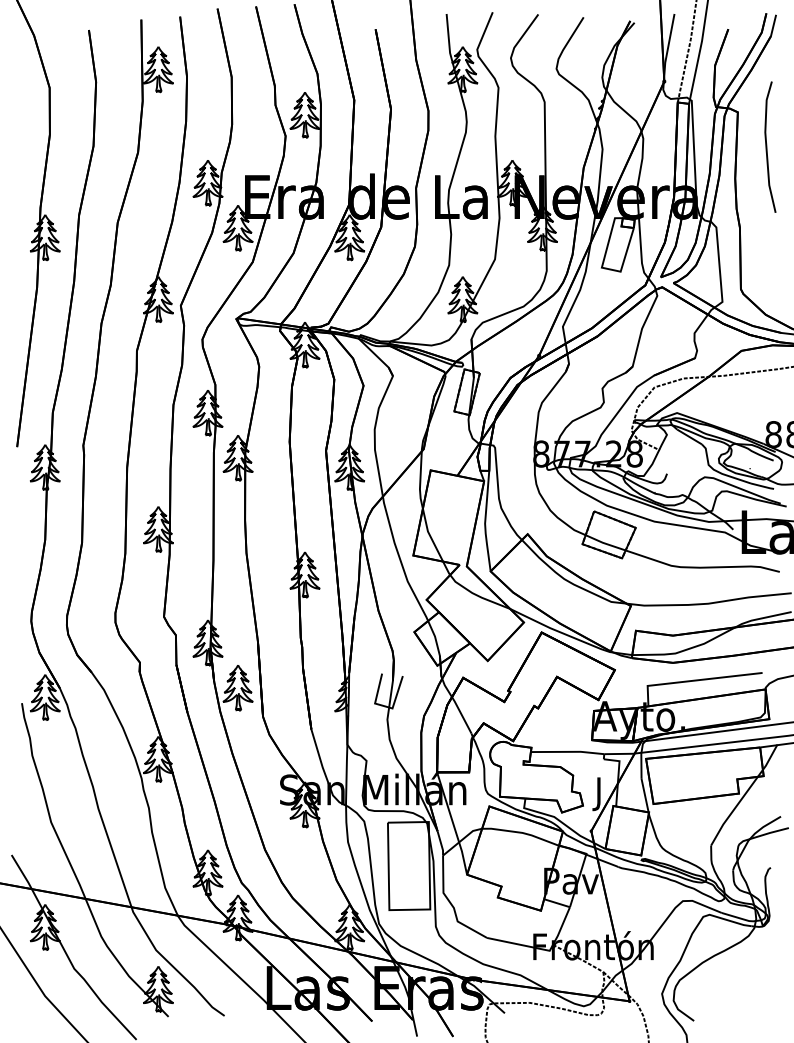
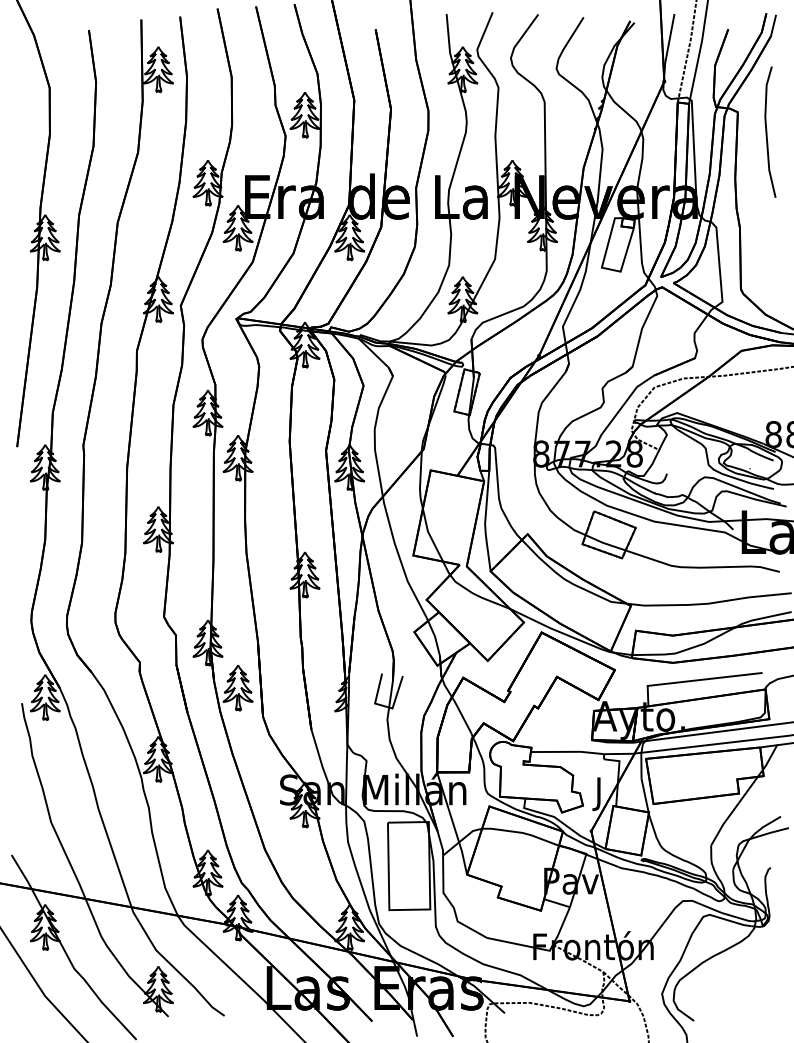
line position: (767, 146) -> (767, 131) (767, 131)
